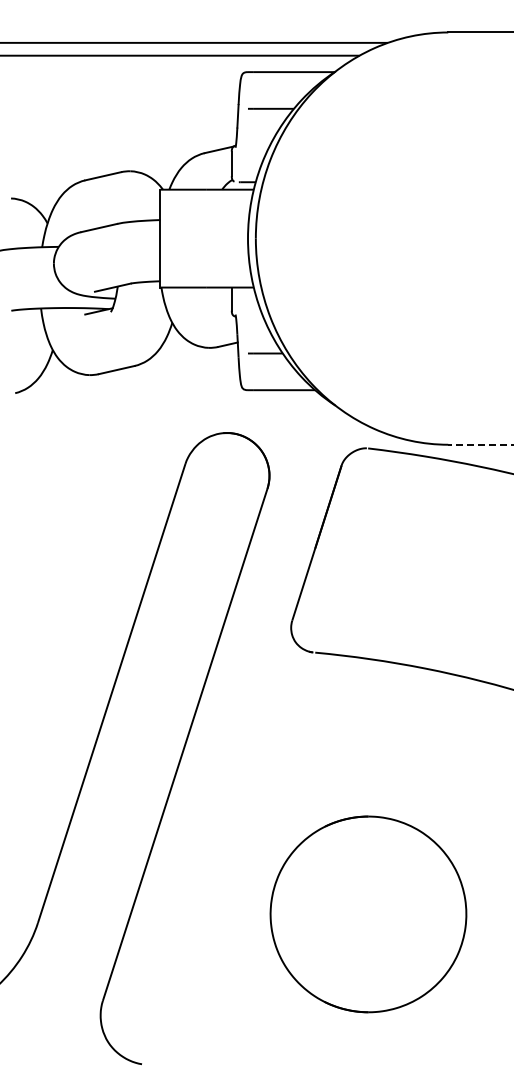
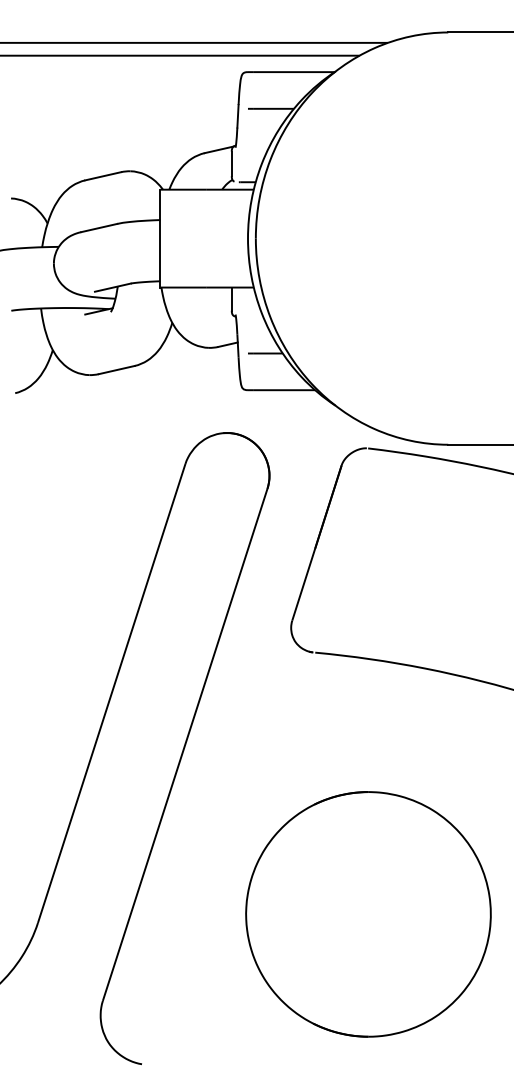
line: dashed -> solid (480, 444)
part size: 199x199 px -> 247x247 px (368, 914)
